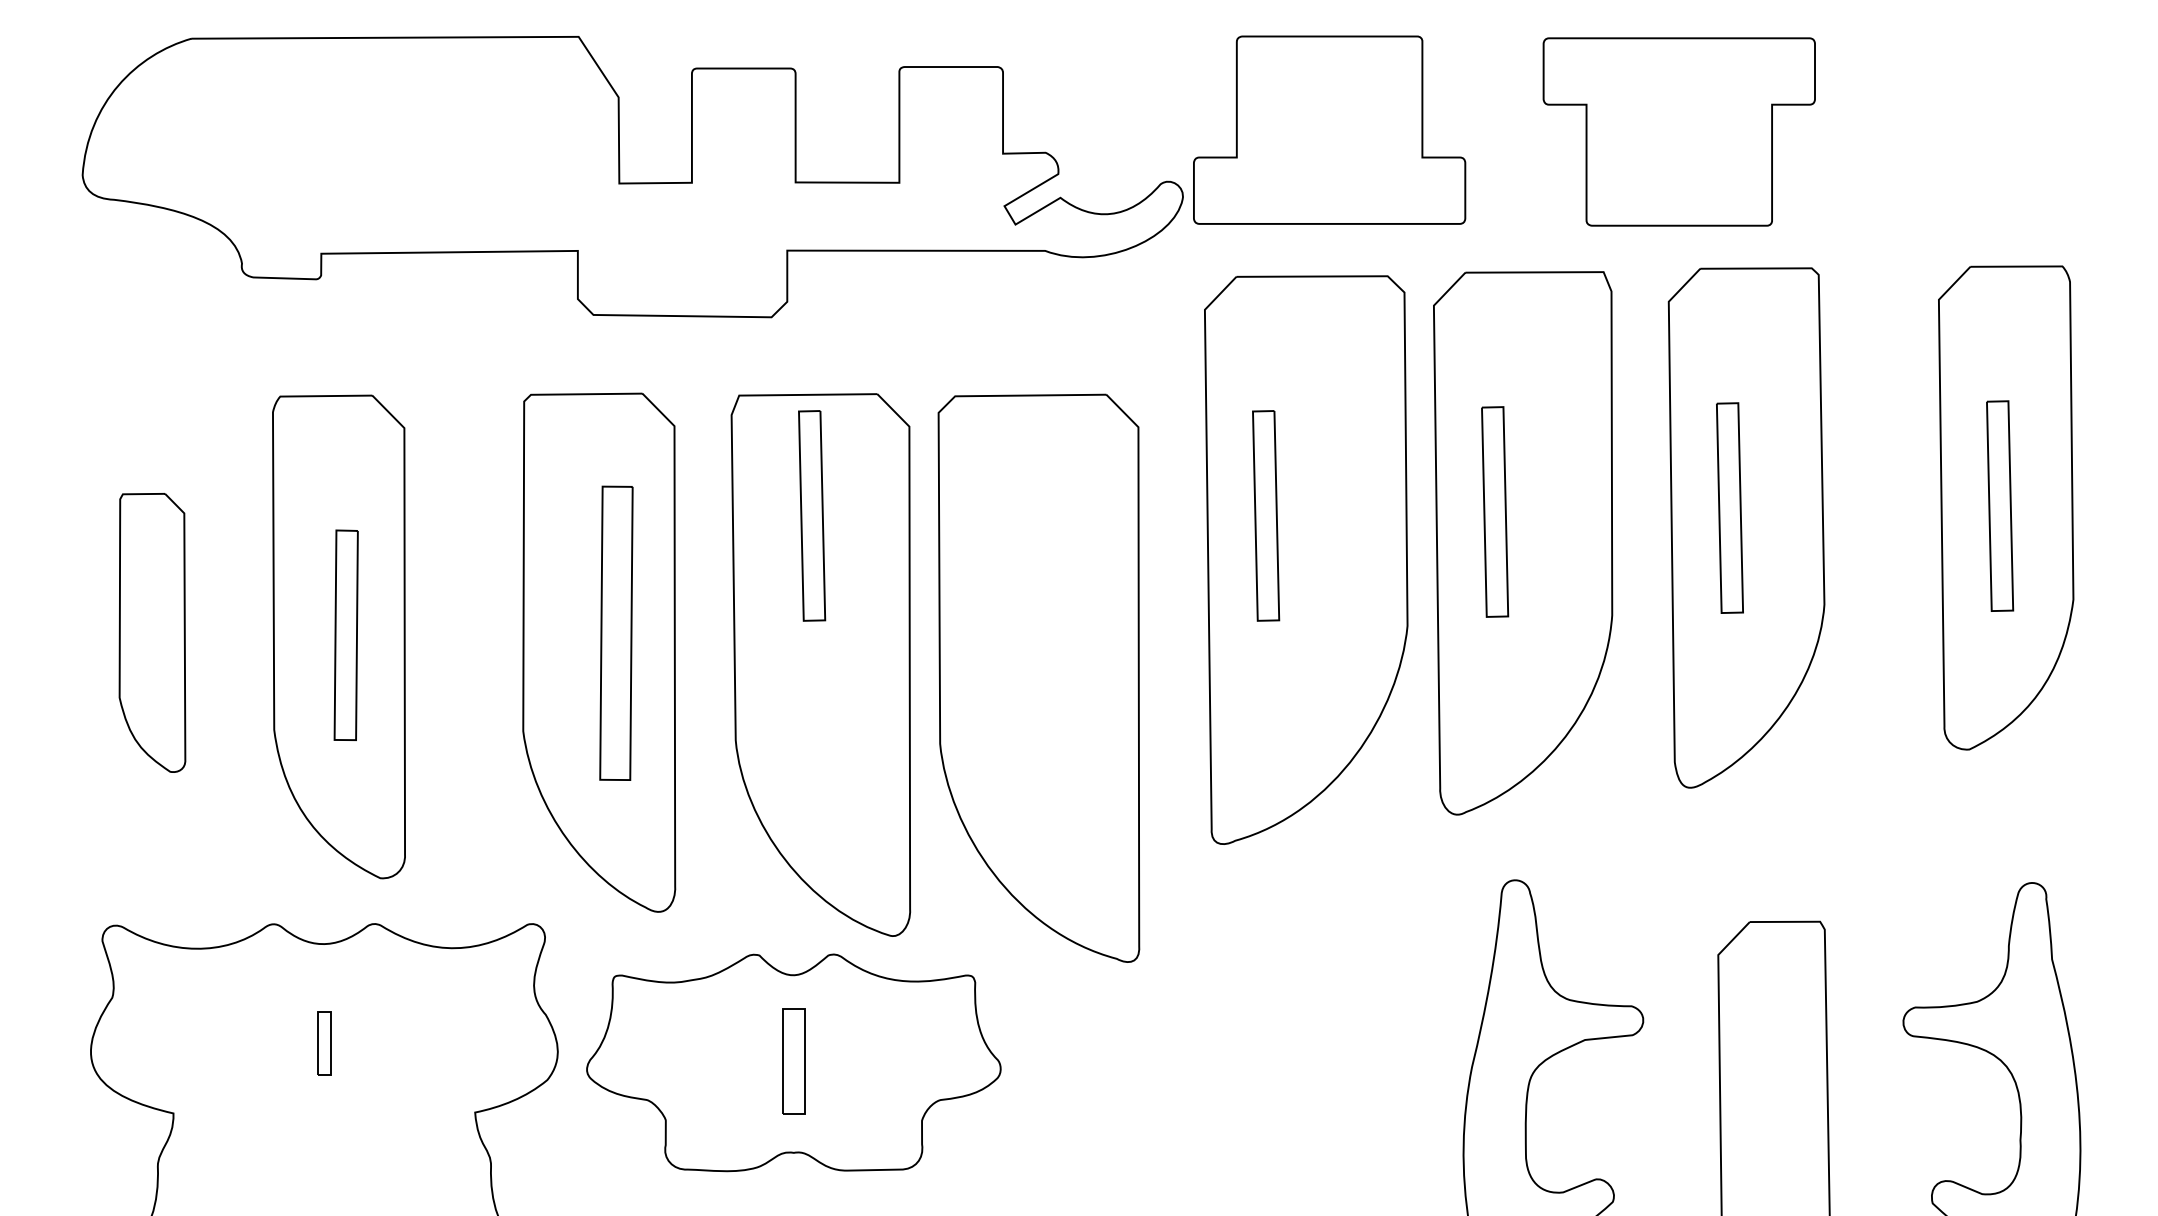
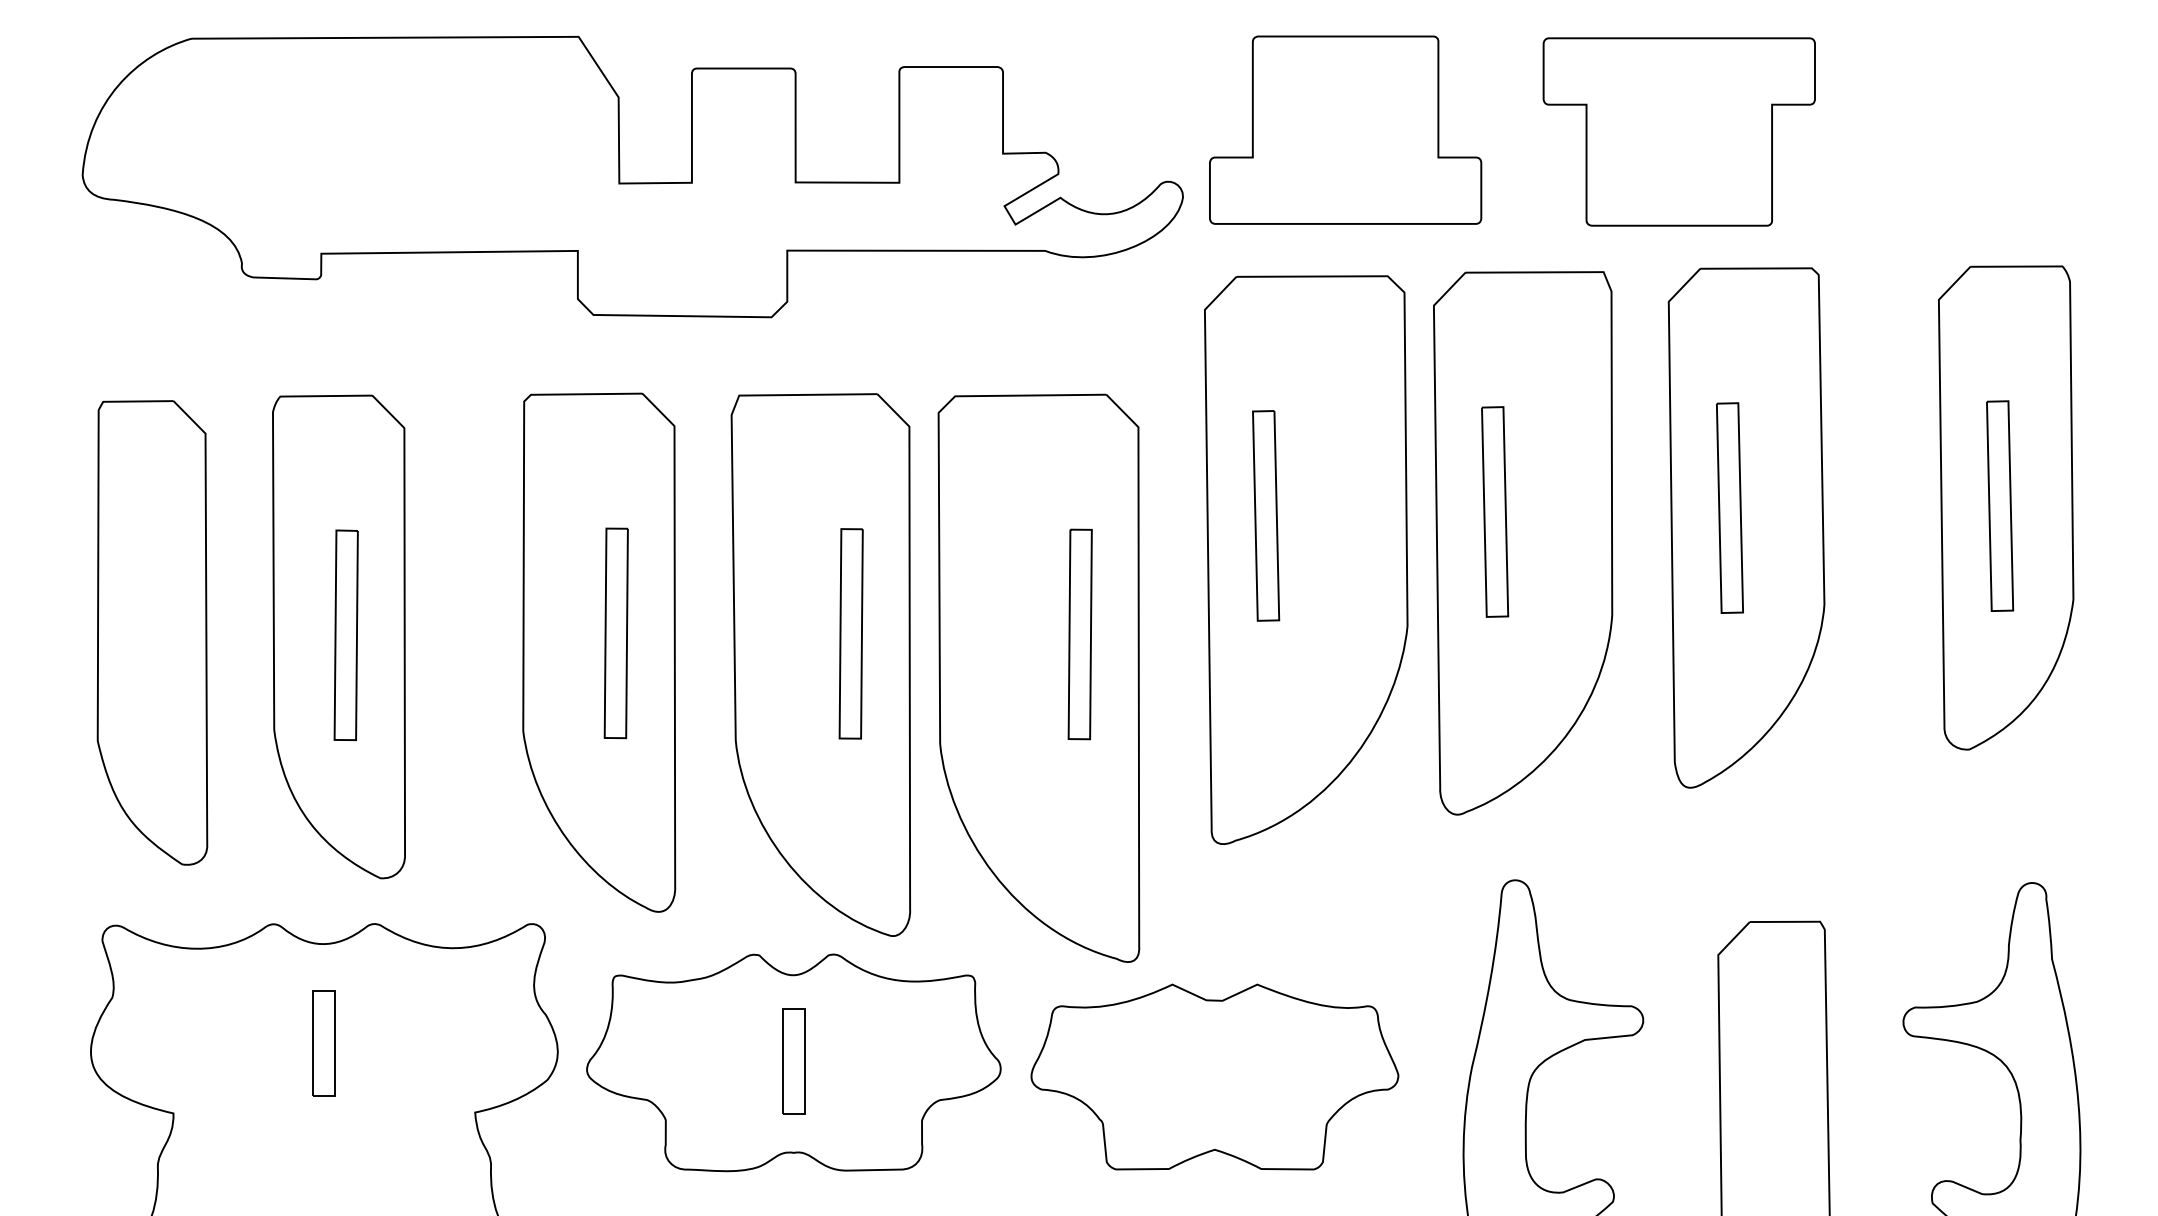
part position: (1329, 129) -> (1345, 129) (1345, 129)
part: present -> none (812, 515)
part size: 69x280 px -> 113x466 px (152, 632)
part size: 35x296 px -> 26x213 px (615, 633)
part: none -> present (850, 633)
part: none -> present (1079, 634)
part size: 15x65 px -> 24x107 px (323, 1043)
part: none -> present (1214, 1076)
